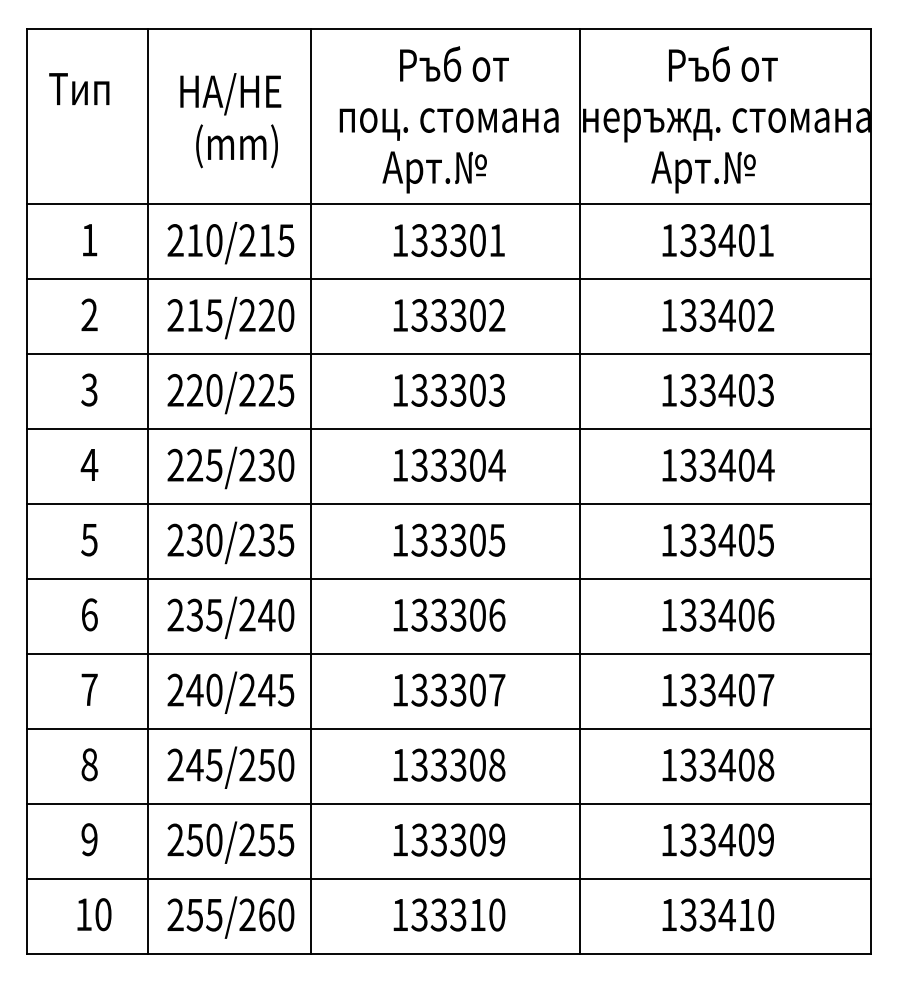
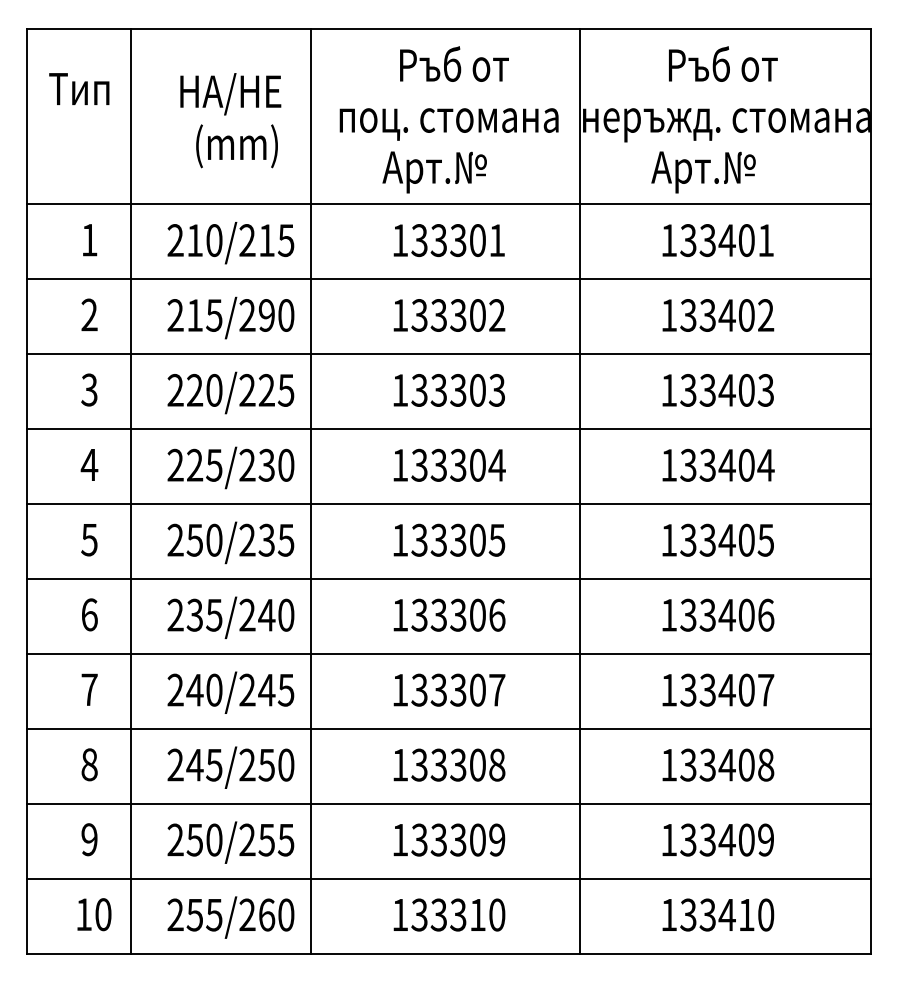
text: 215/220 -> 215/290 (266, 315)
line position: (148, 491) -> (131, 491) (131, 491)
text: 230/235 -> 250/235 (194, 539)
